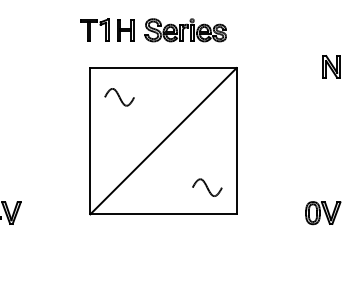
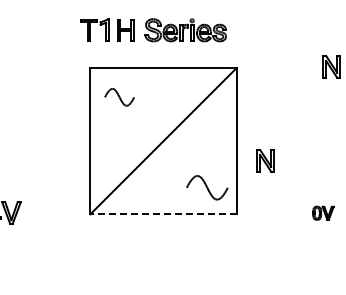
part: none -> present (265, 160)
part size: 31x19 px -> 43x26 px (207, 187)
part size: 37x25 px -> 23x16 px (323, 212)
line: solid -> dashed (163, 214)
